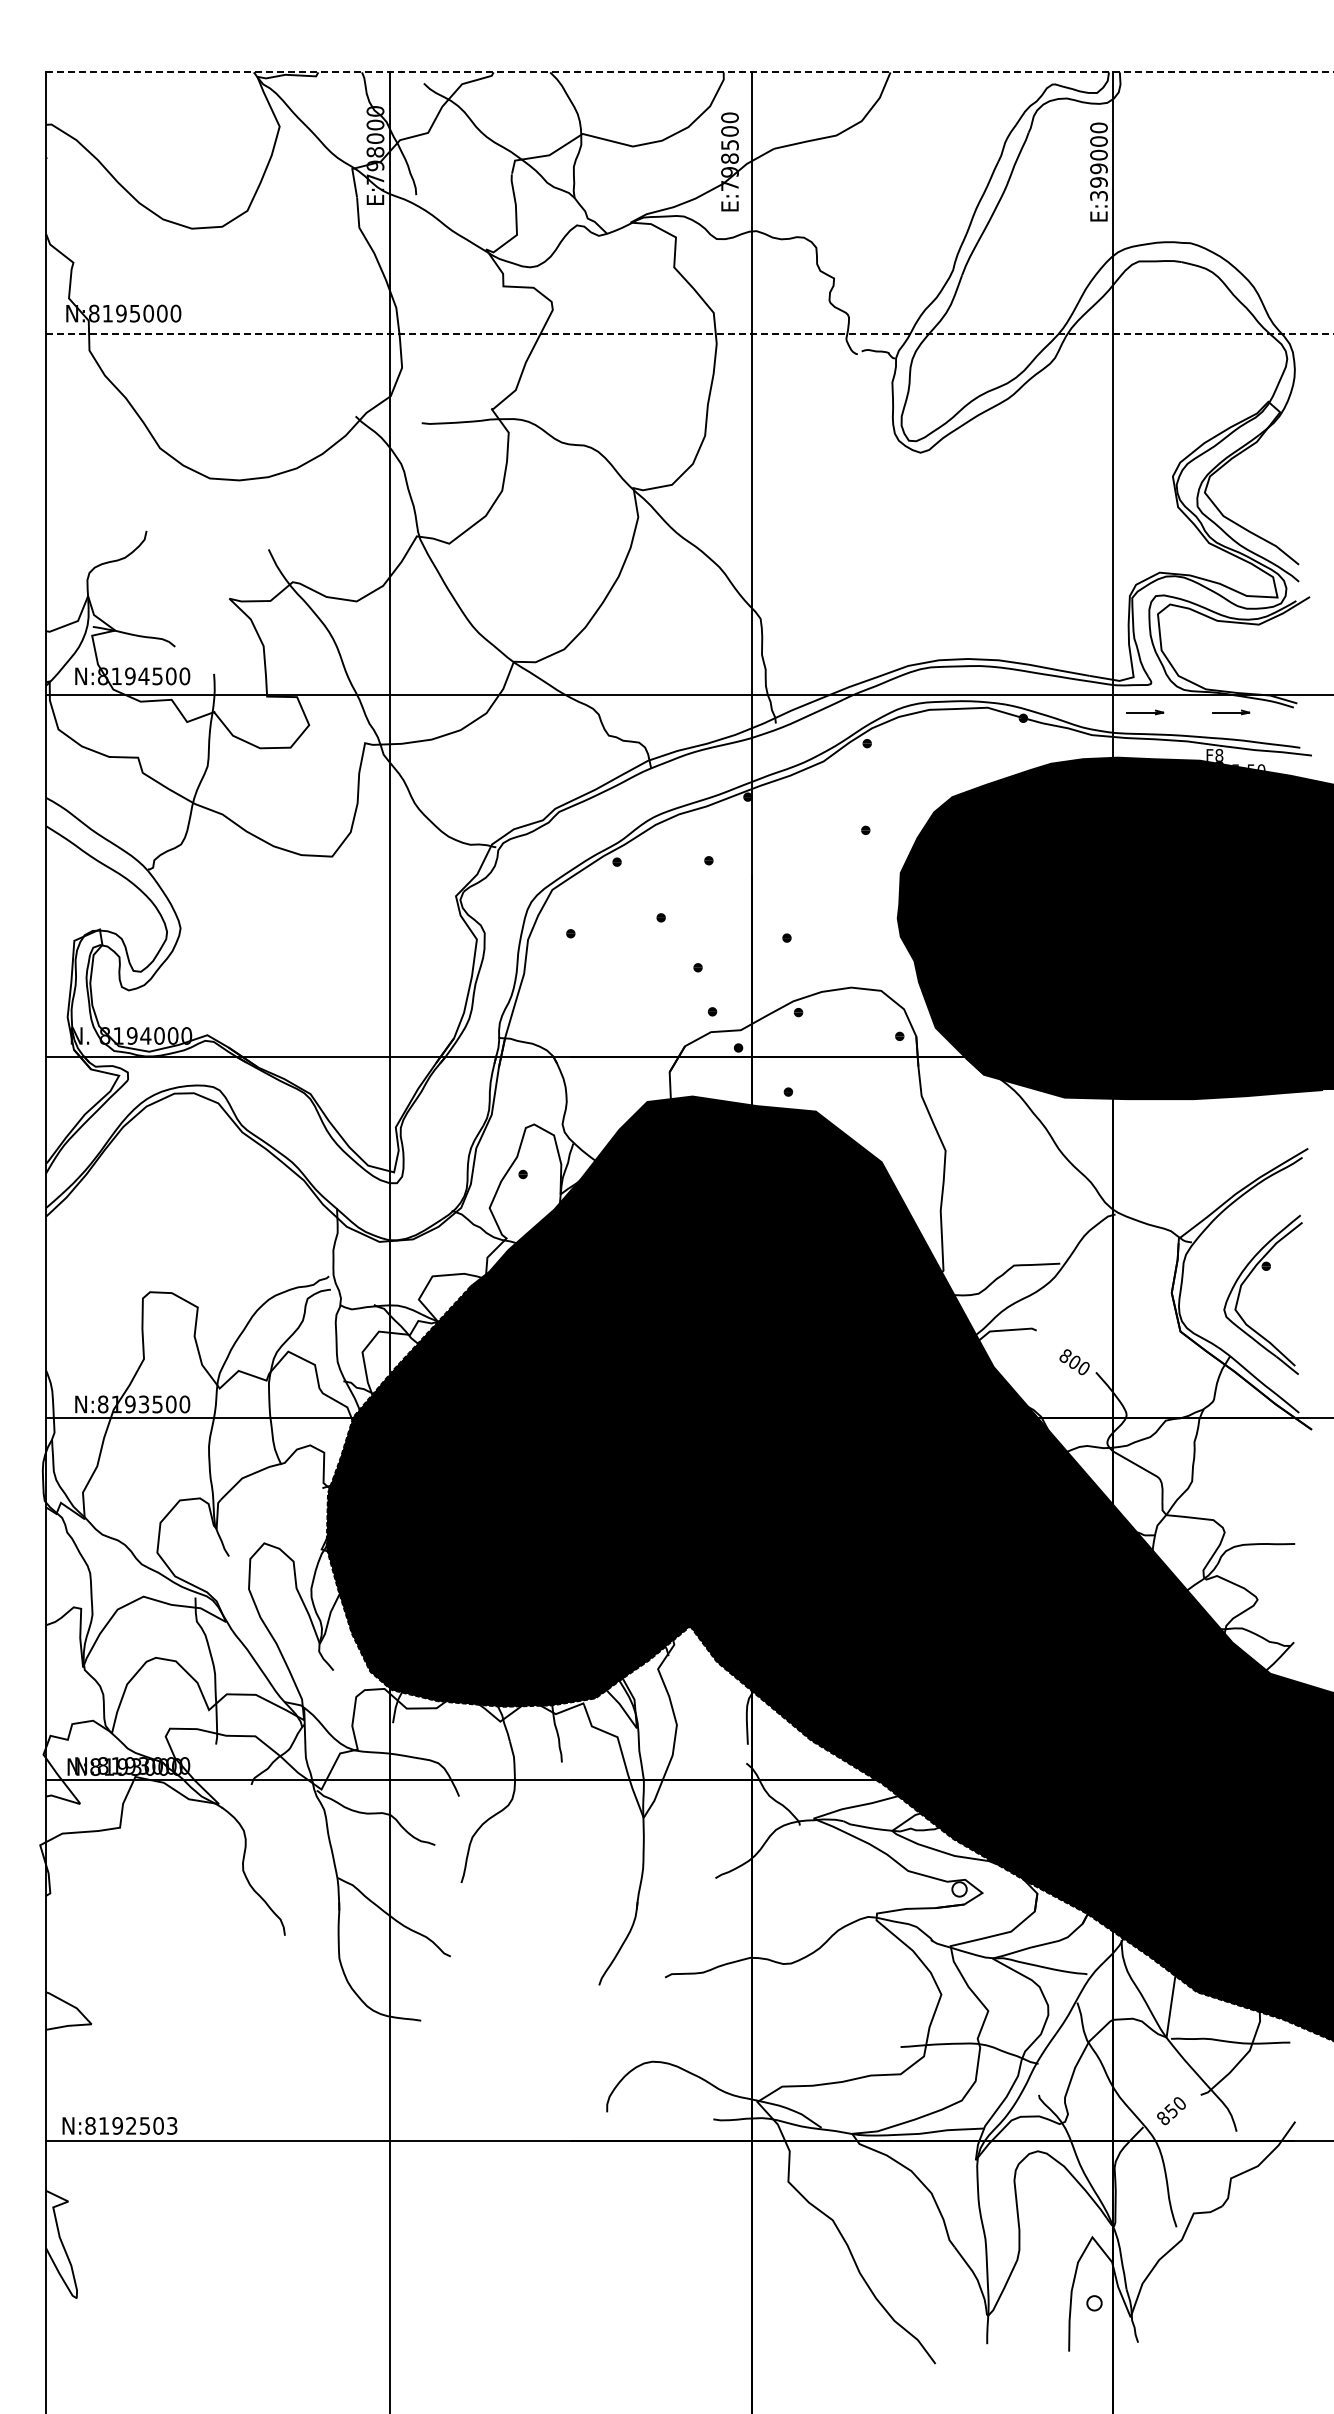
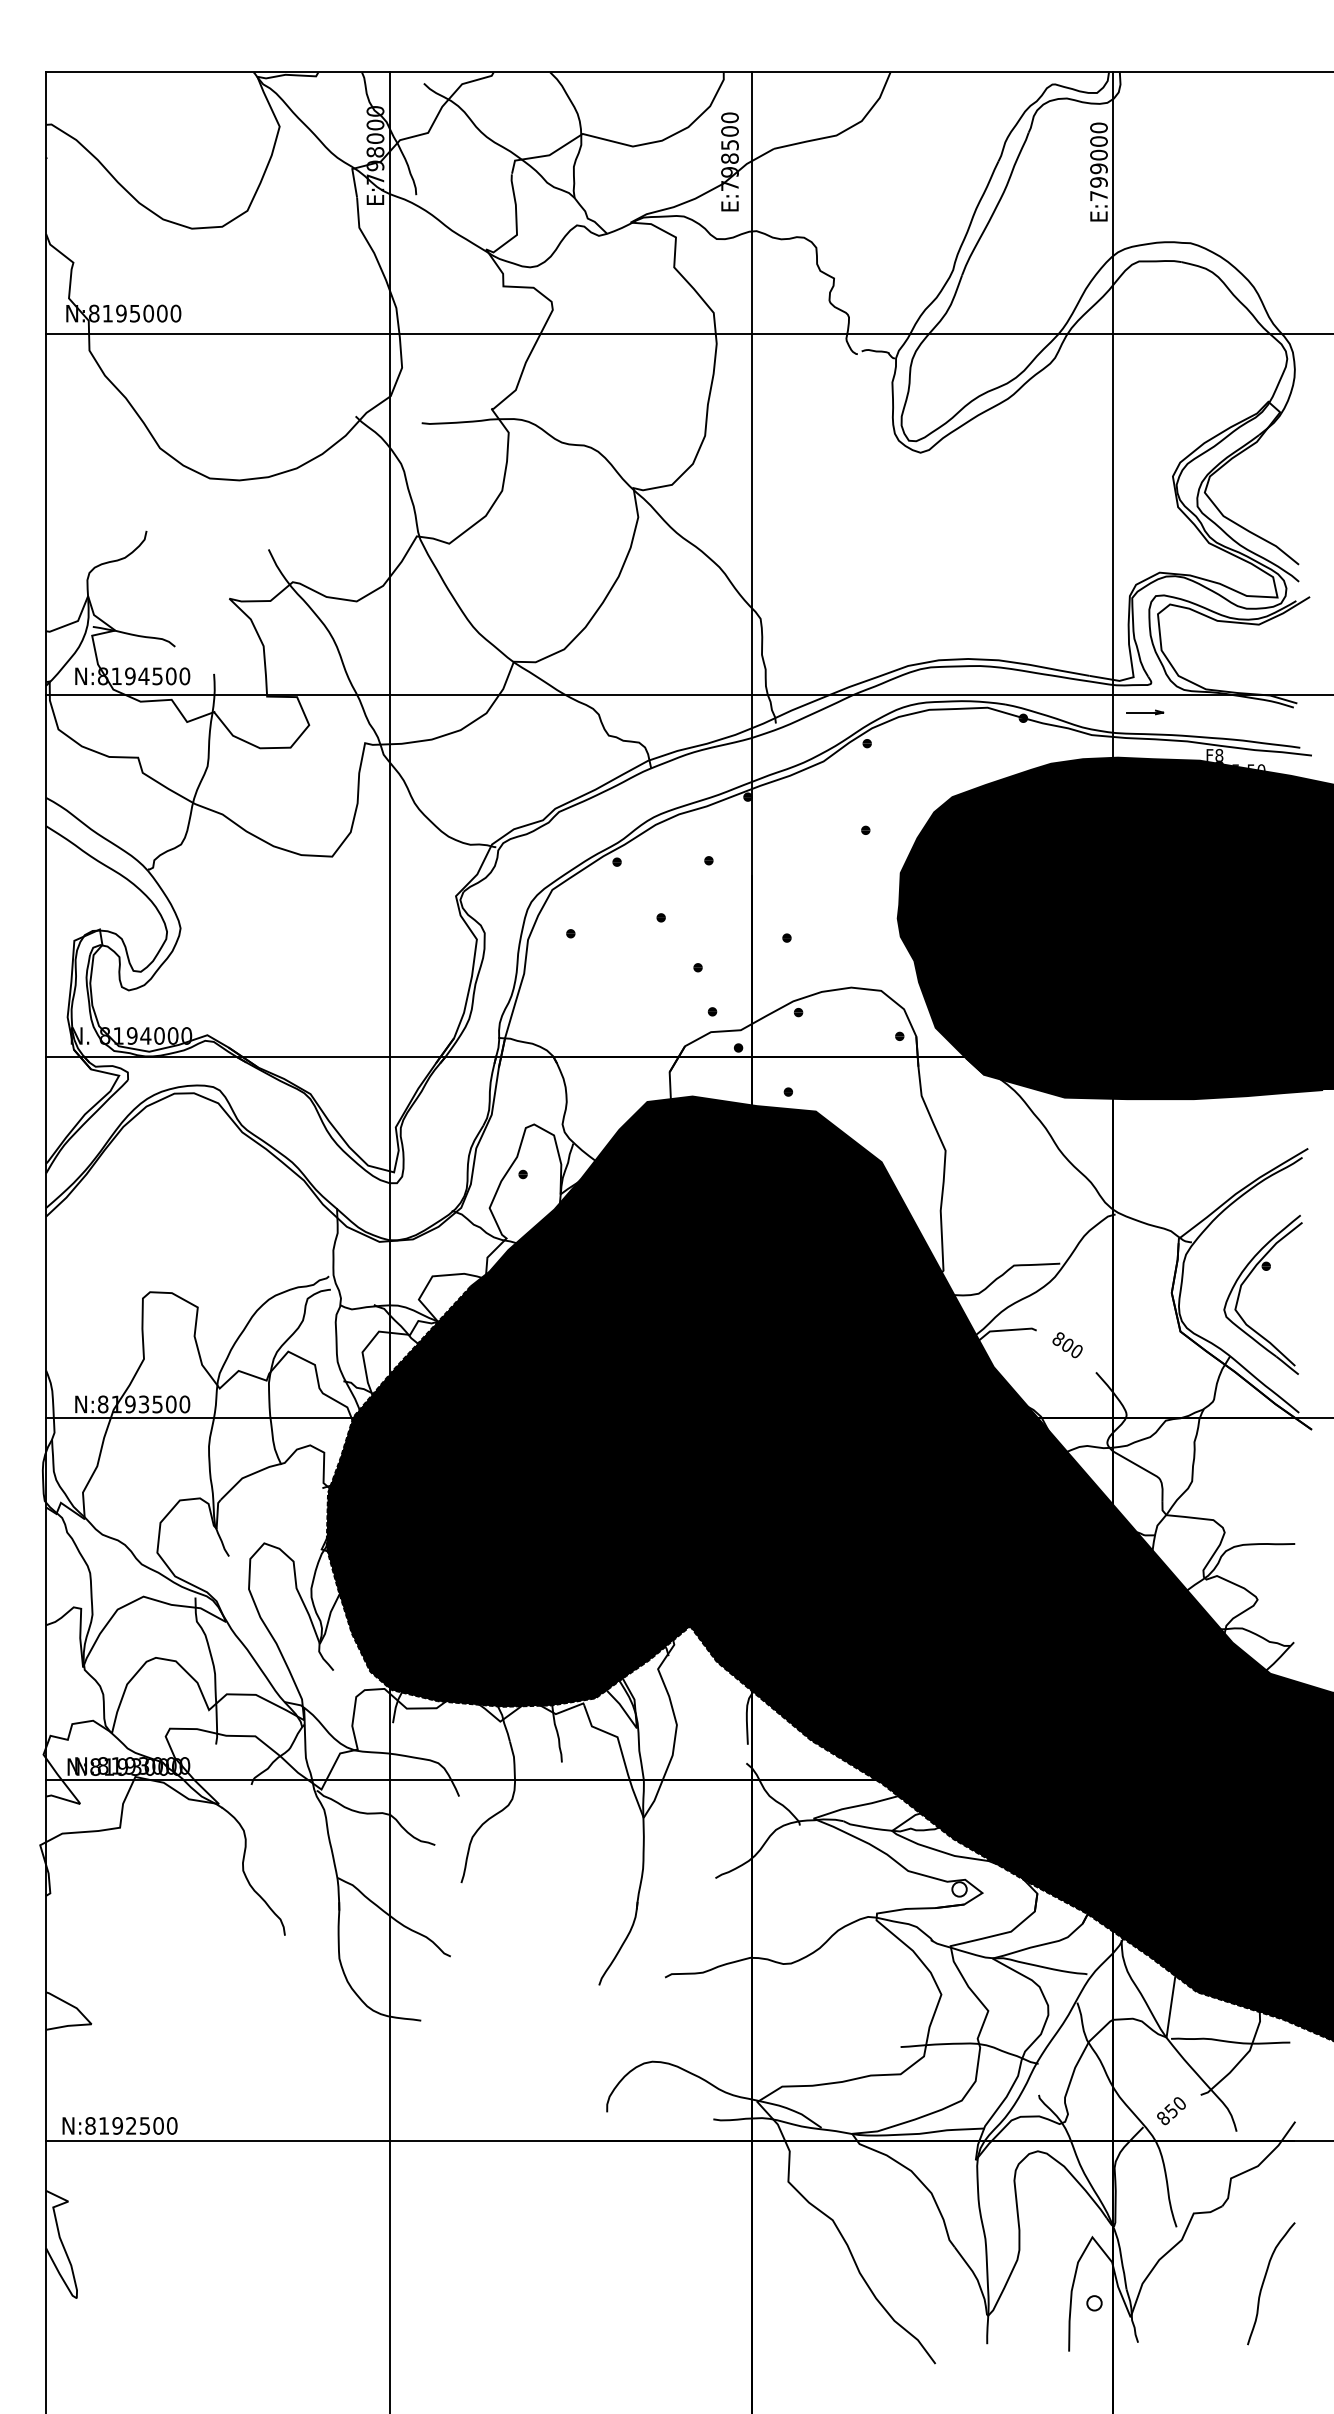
line: dashed -> solid (690, 72)
text: E:399000 -> E:799000 (1098, 196)
line: dashed -> solid (690, 333)
part: present -> none (1231, 712)
text position: (1074, 1362) -> (1067, 1345) (1067, 1345)
text: N:8192503 -> N:8192500 (171, 2125)
curve: none -> present (1264, 2282)
